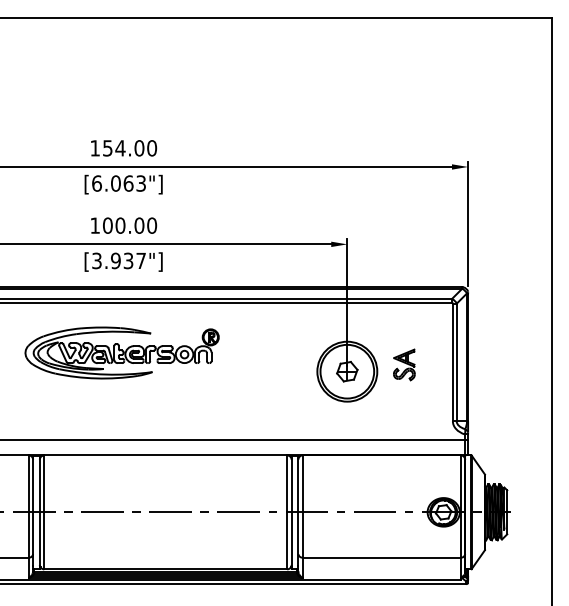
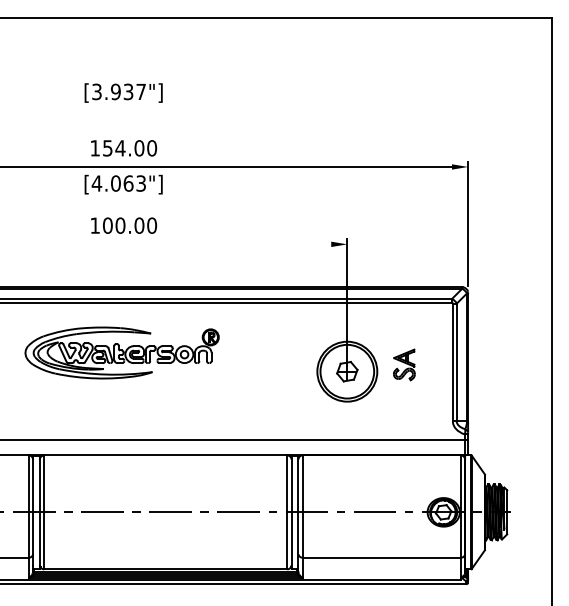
text: [6.063"] -> [4.063"] (96, 183)
line: present -> none (166, 244)
text position: (123, 261) -> (123, 92) (123, 92)
